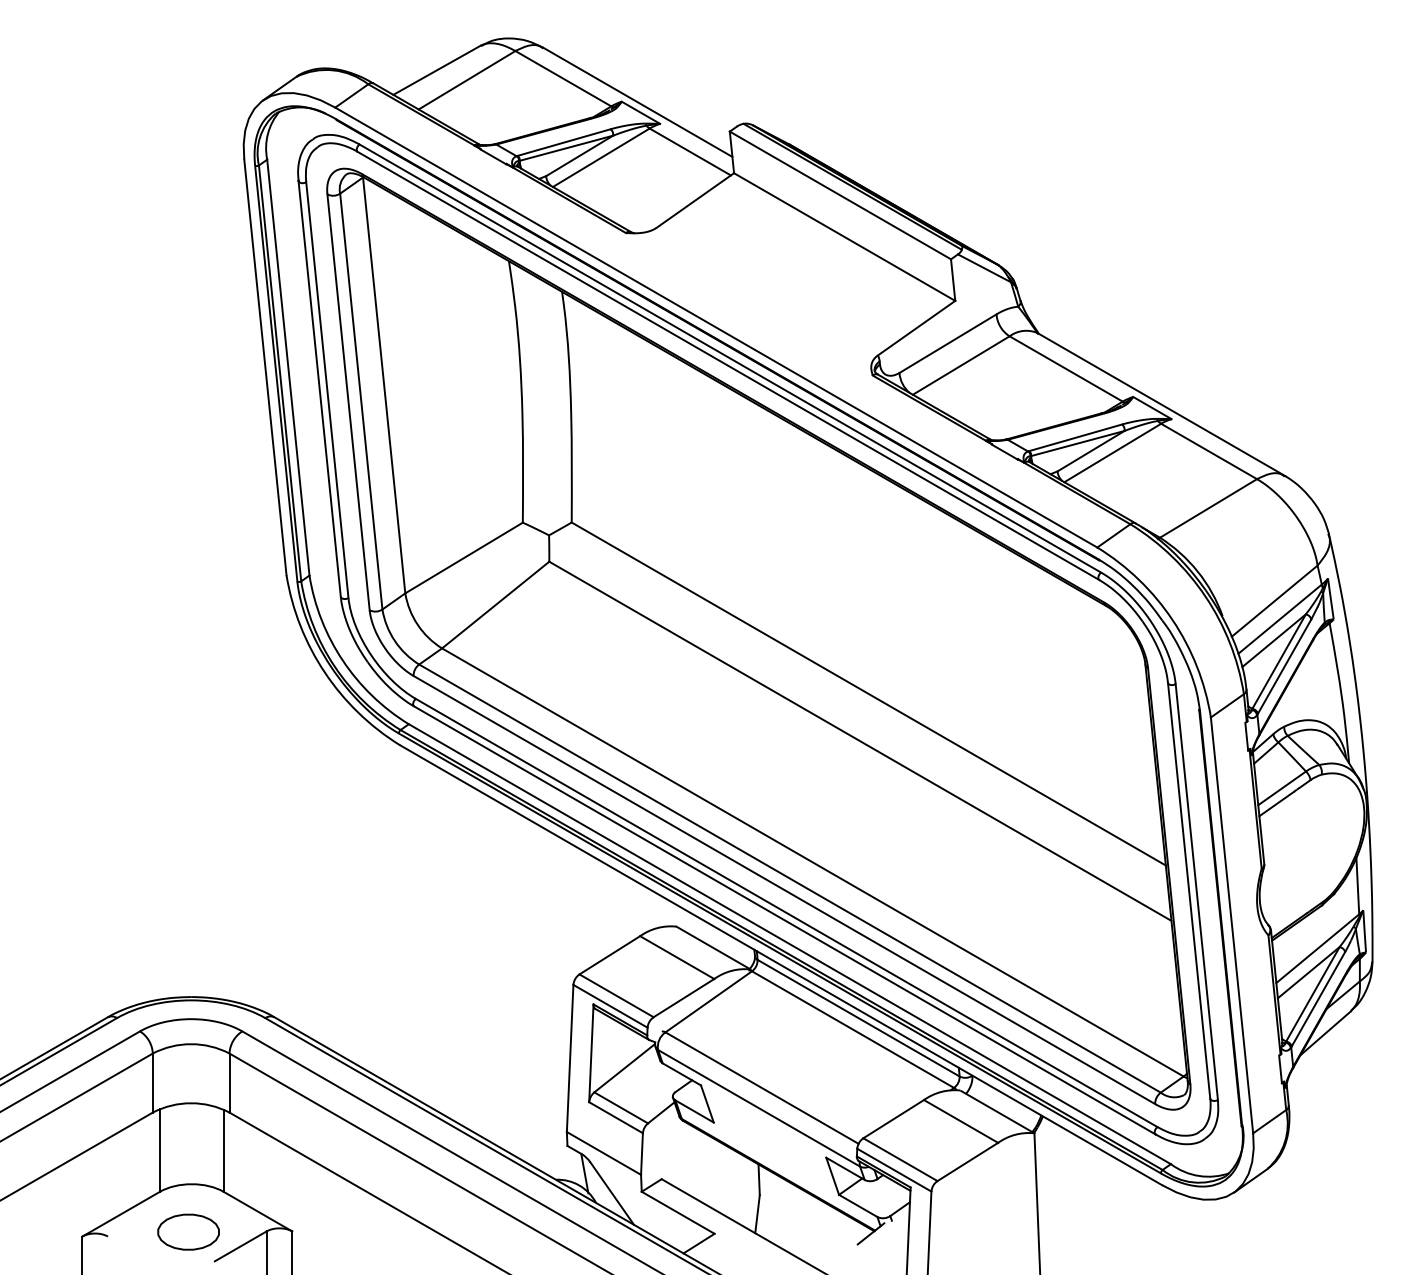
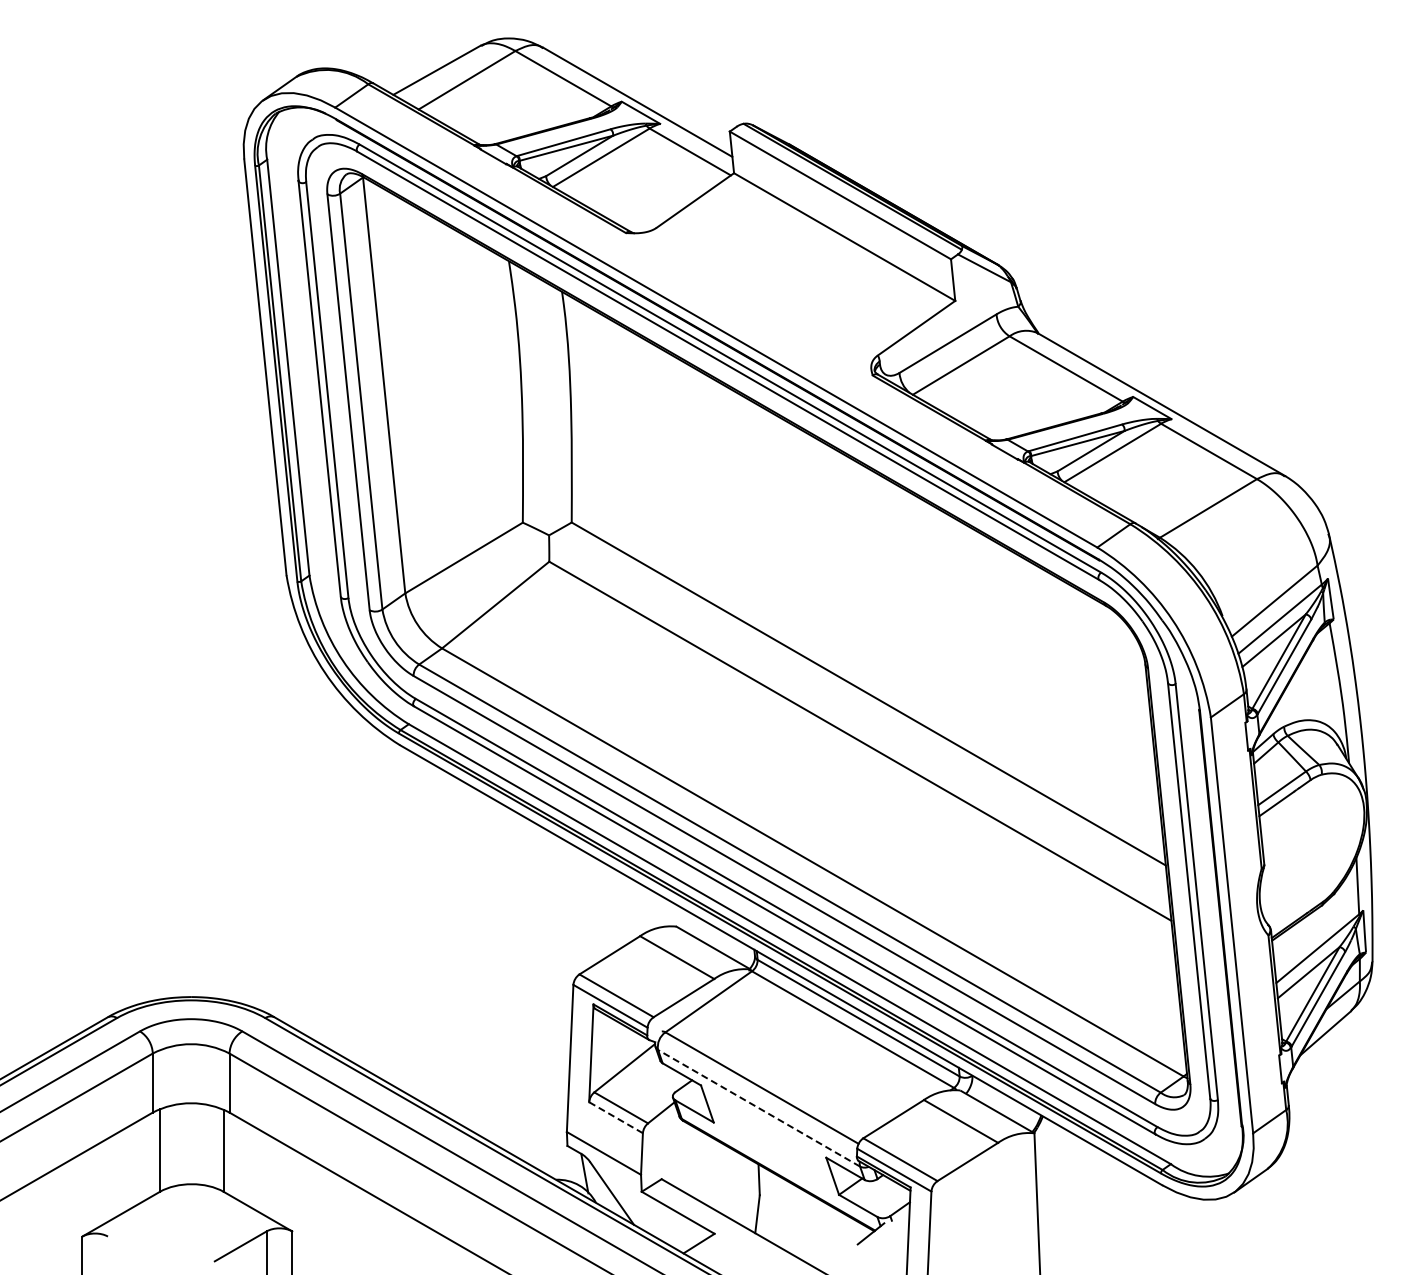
line: solid -> dashed (759, 1108)
line: solid -> dashed (615, 1117)
part: present -> none (188, 1231)
